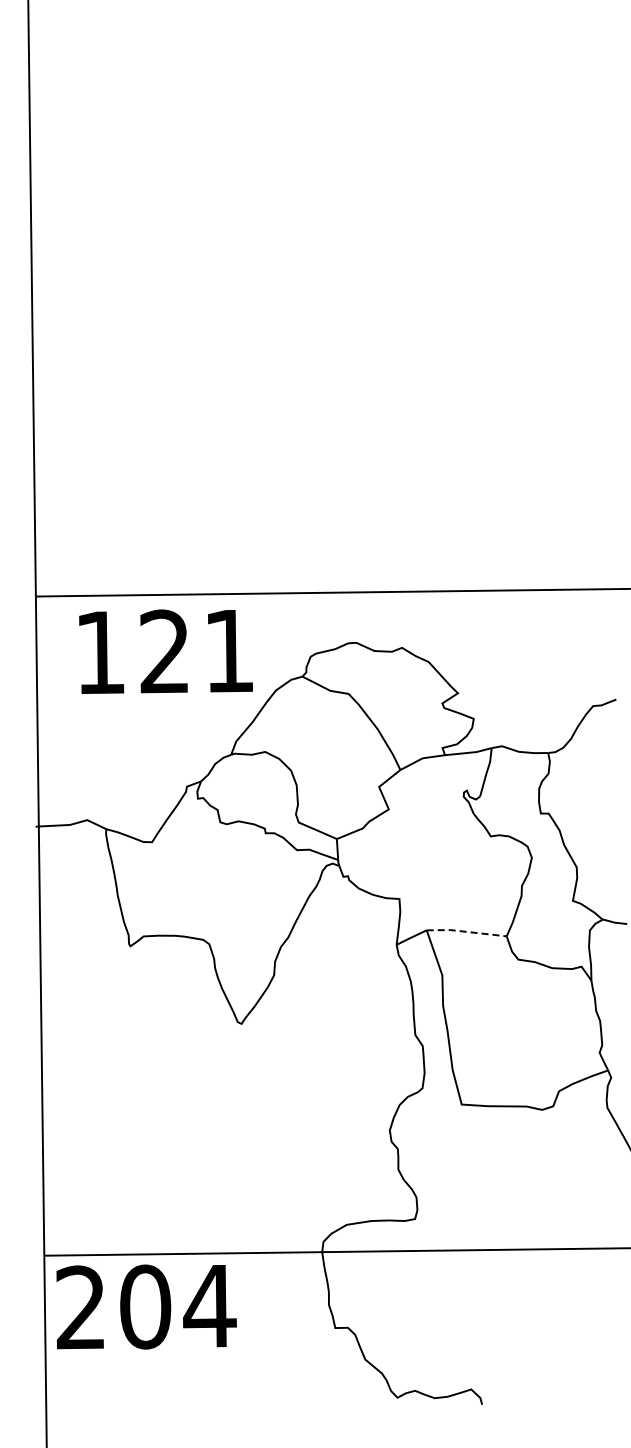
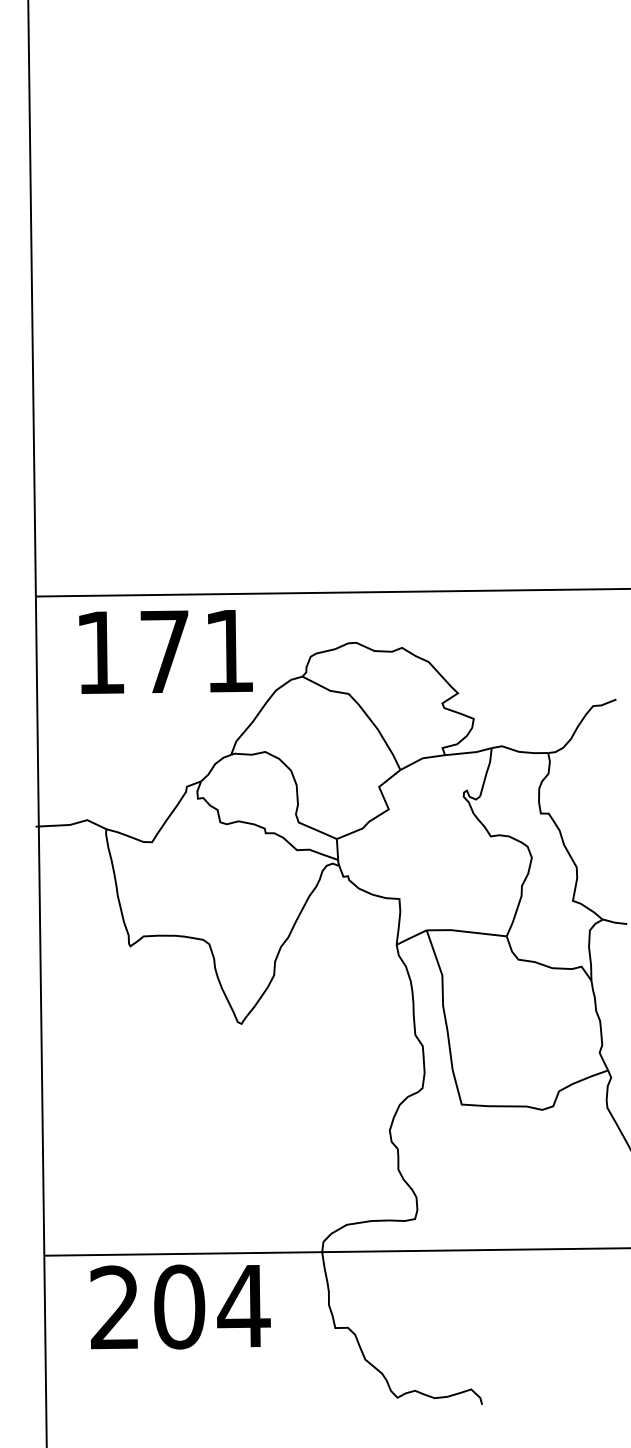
text: 121 -> 171 (164, 651)
line: dashed -> solid (466, 931)
text position: (146, 1306) -> (180, 1306) (180, 1306)
